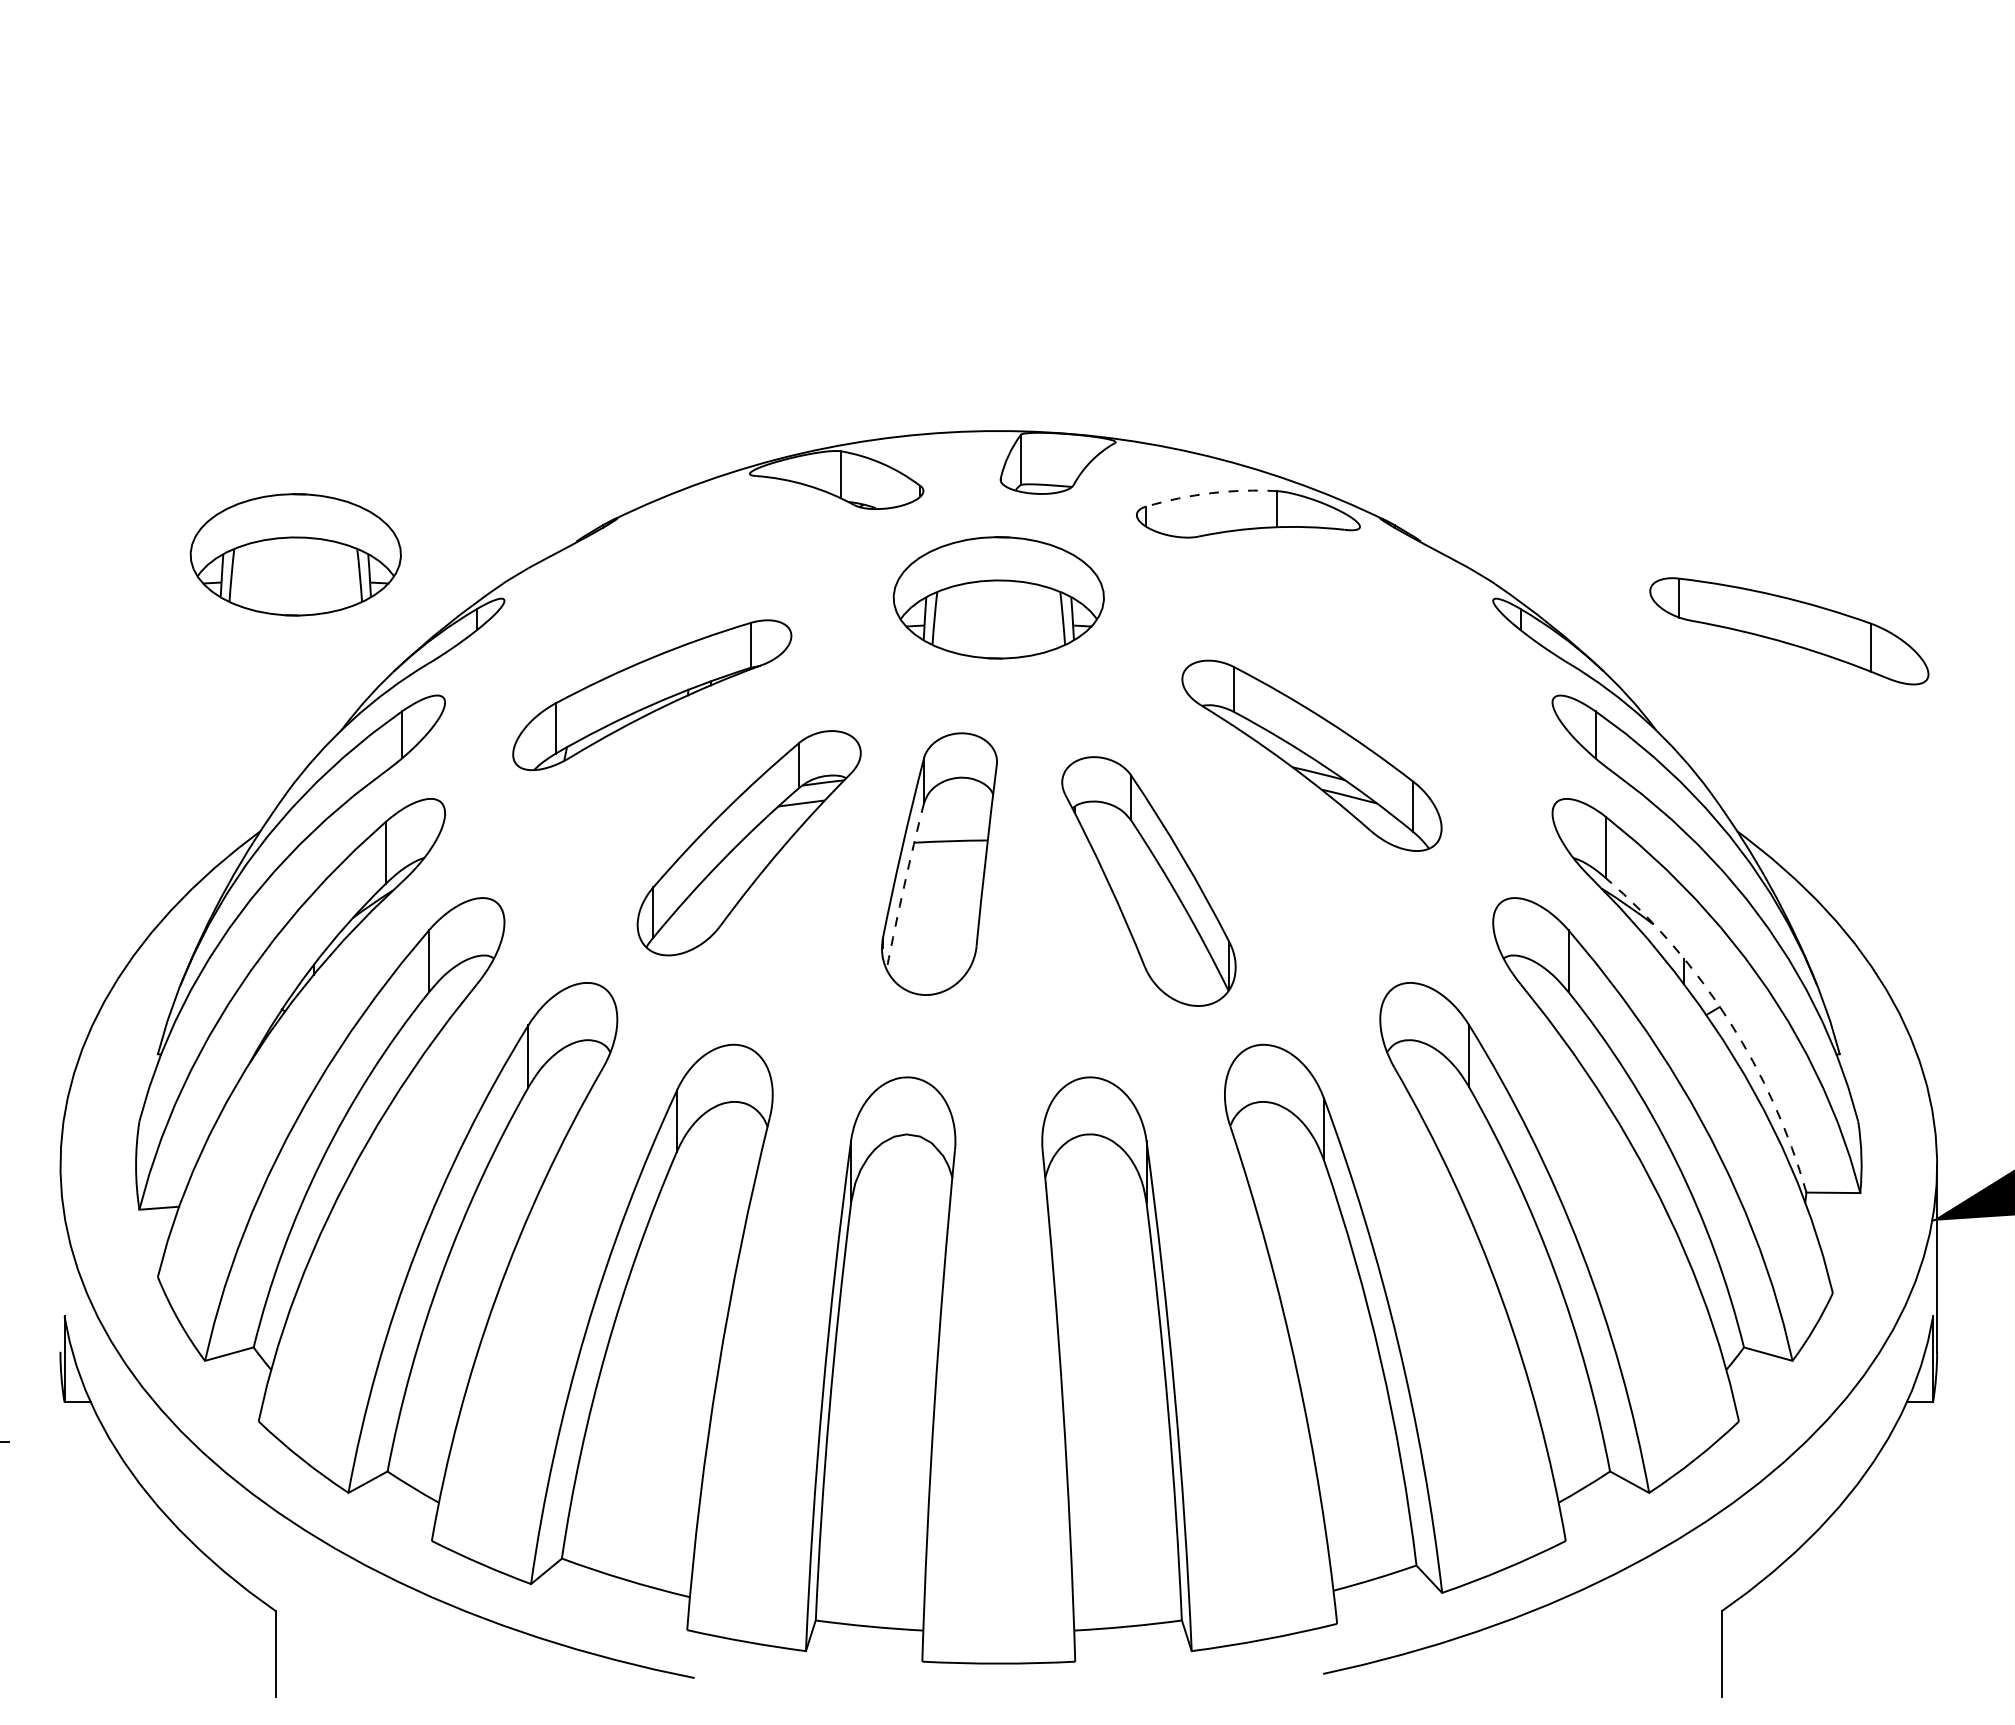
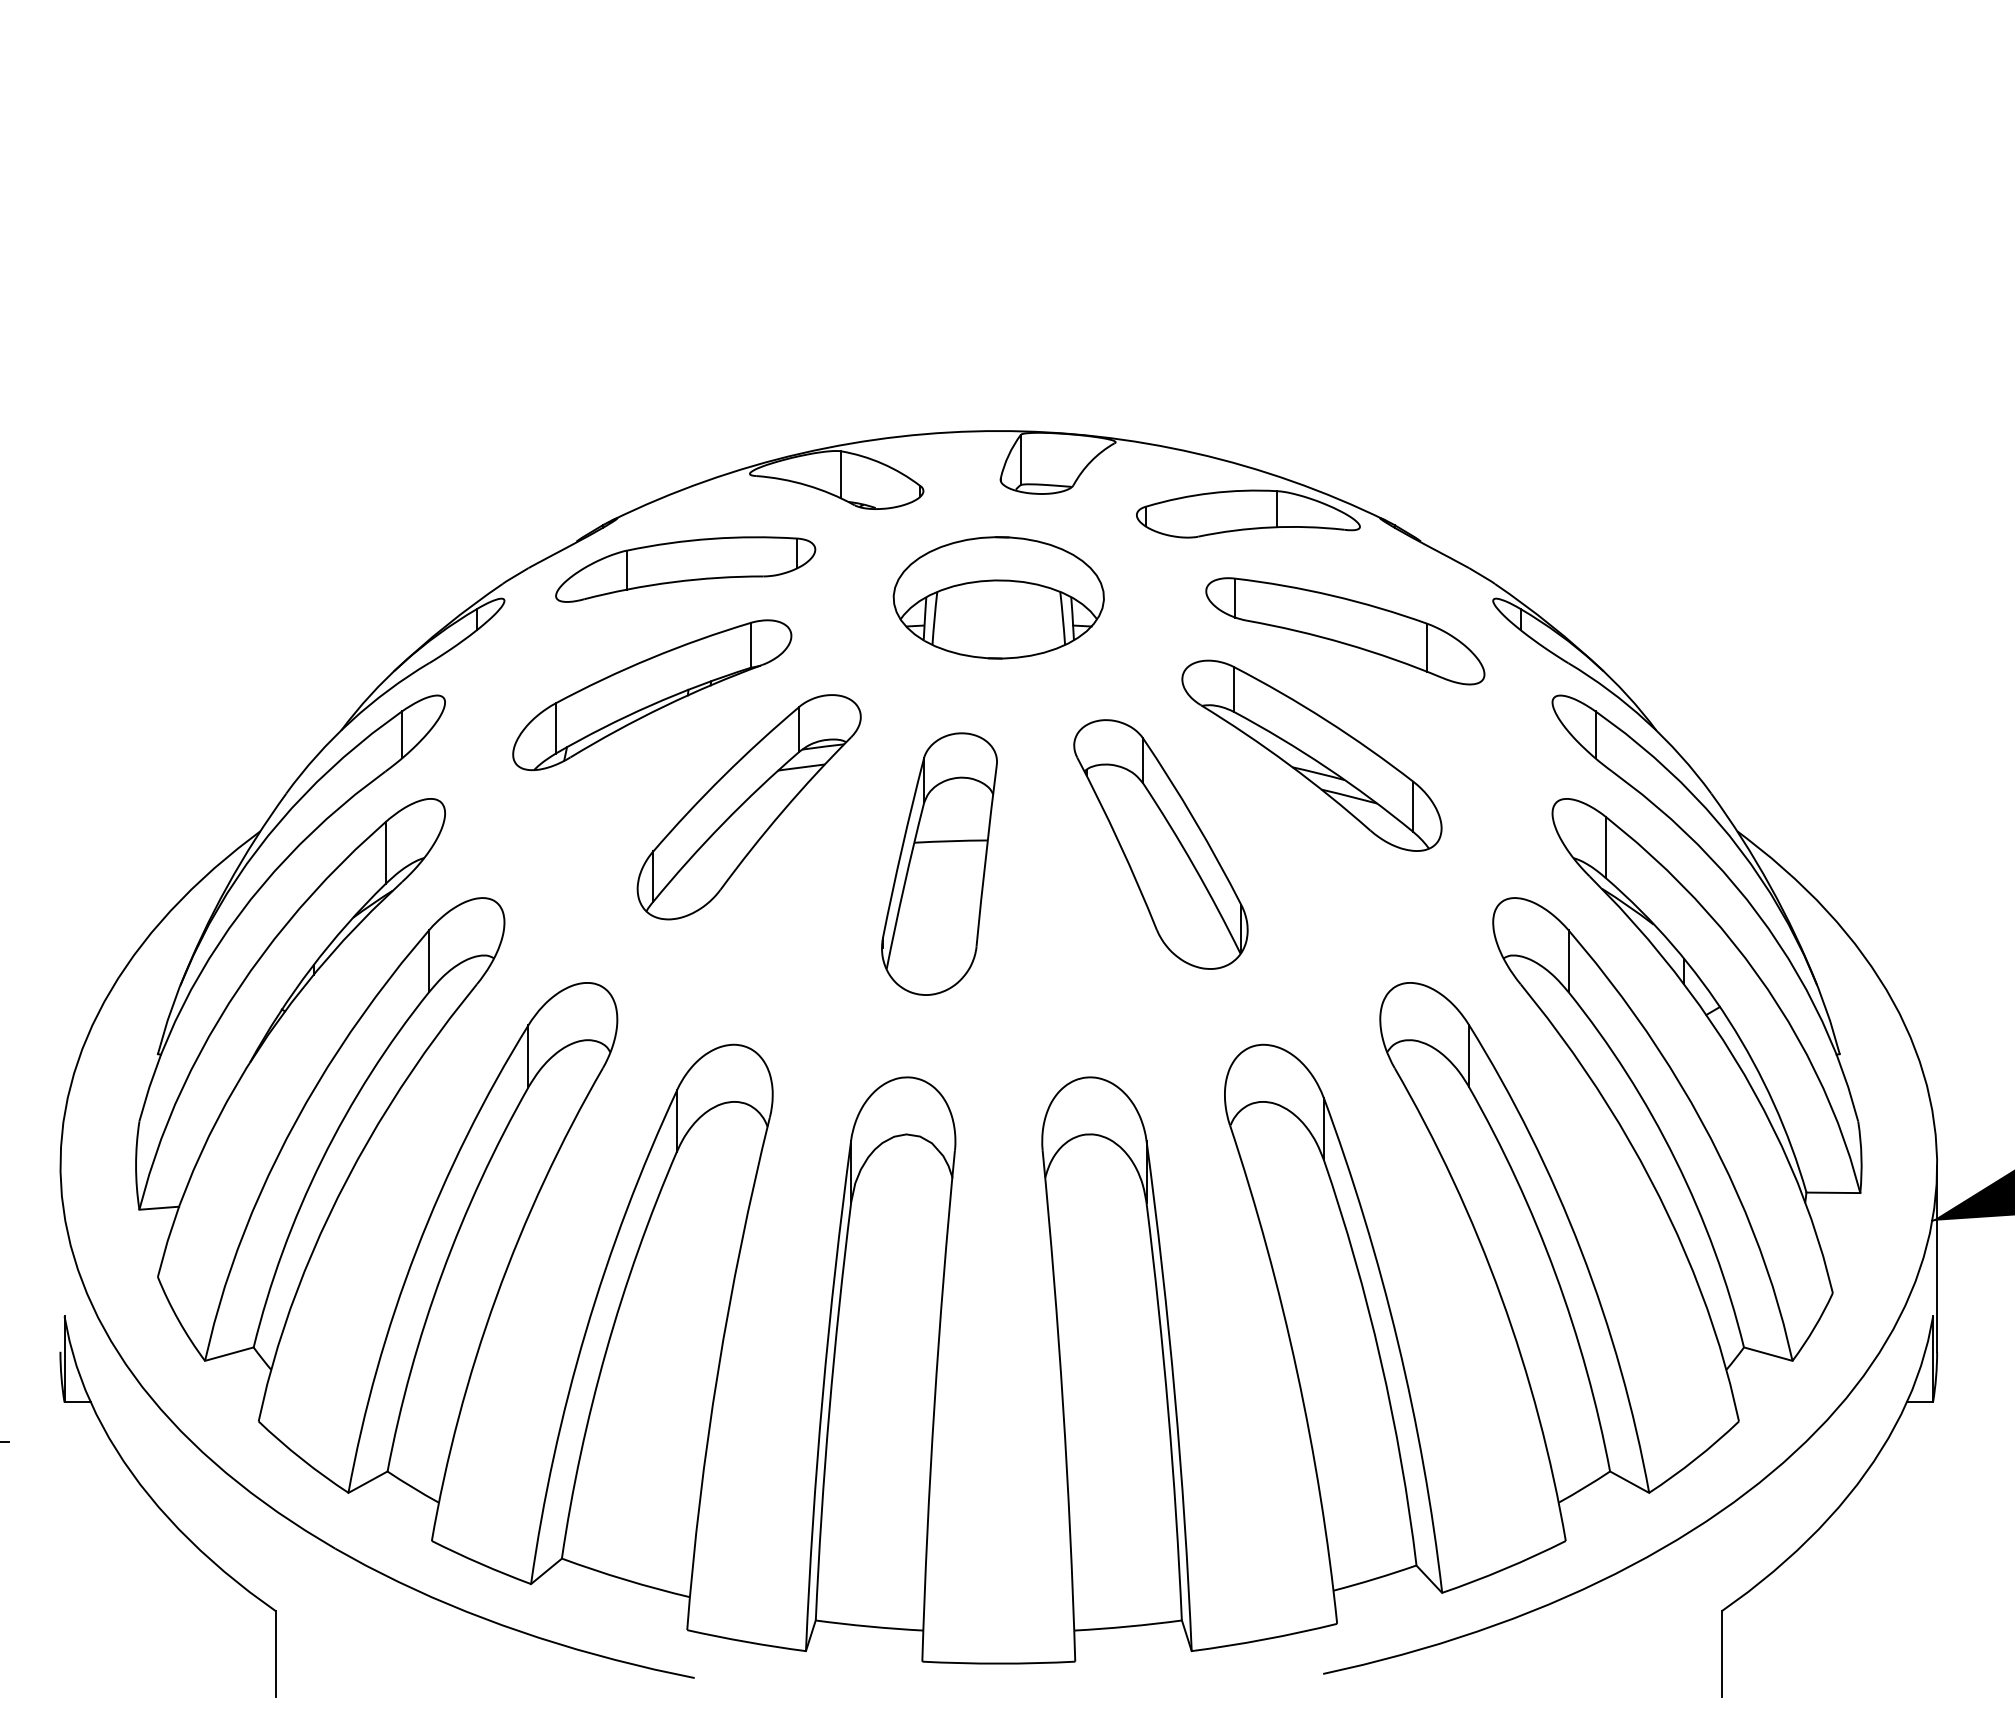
arc: dashed -> solid (1211, 493)
part: present -> none (295, 554)
part: none -> present (685, 569)
part position: (1789, 631) -> (1345, 631) (1345, 631)
part position: (748, 843) -> (748, 807) (748, 807)
part position: (1148, 881) -> (1160, 844) (1160, 844)
arc: dashed -> solid (904, 885)
arc: dashed -> solid (1729, 1020)
